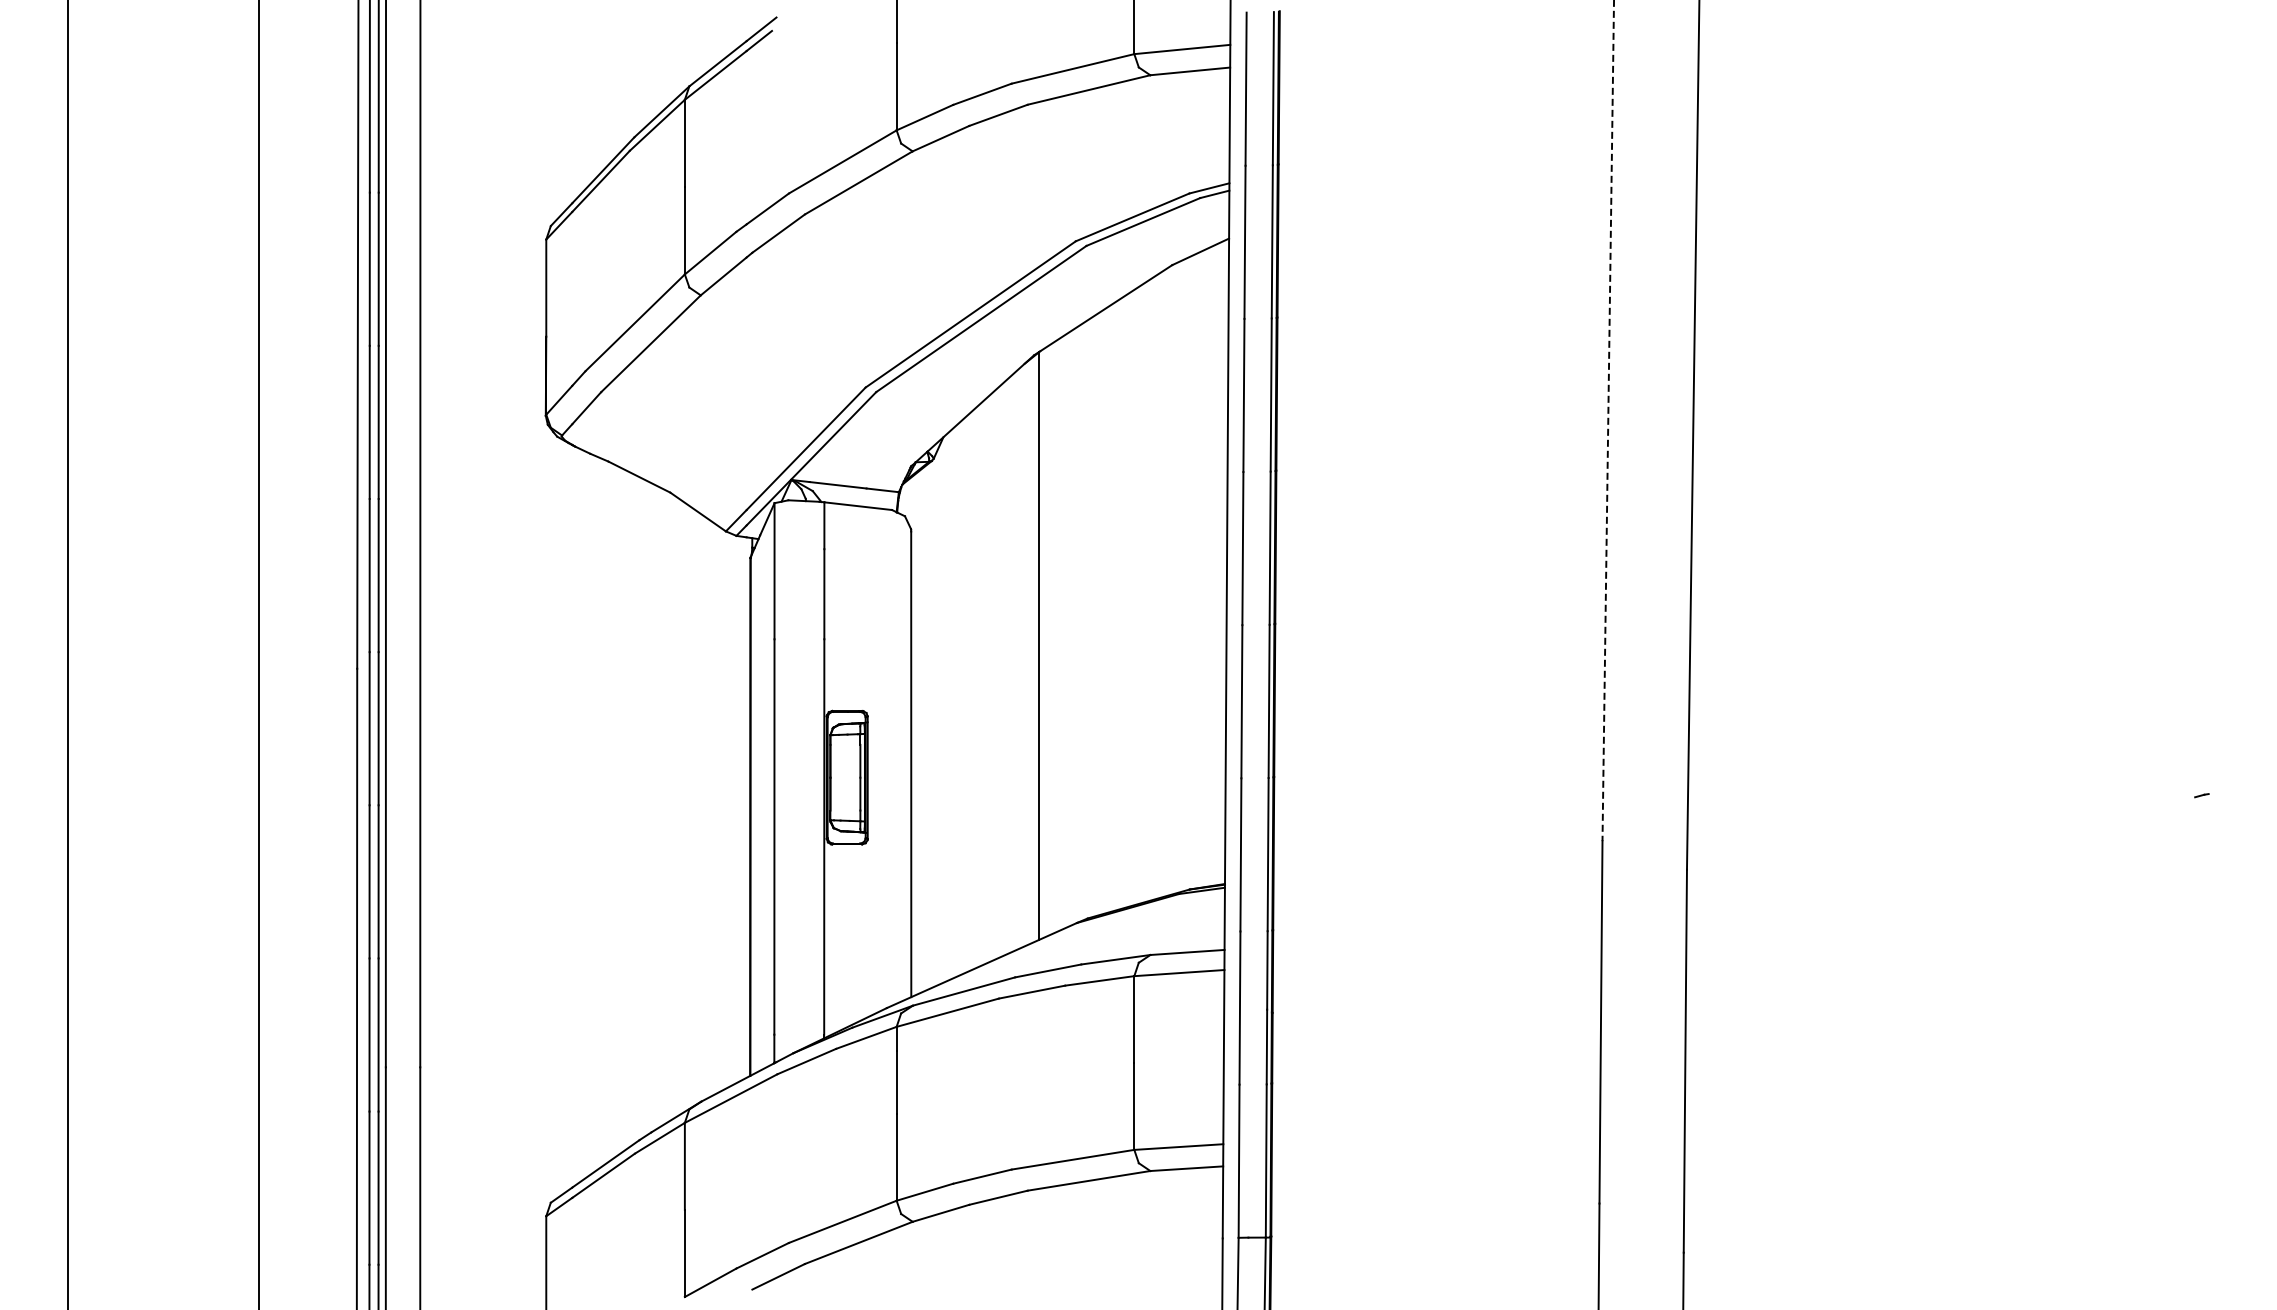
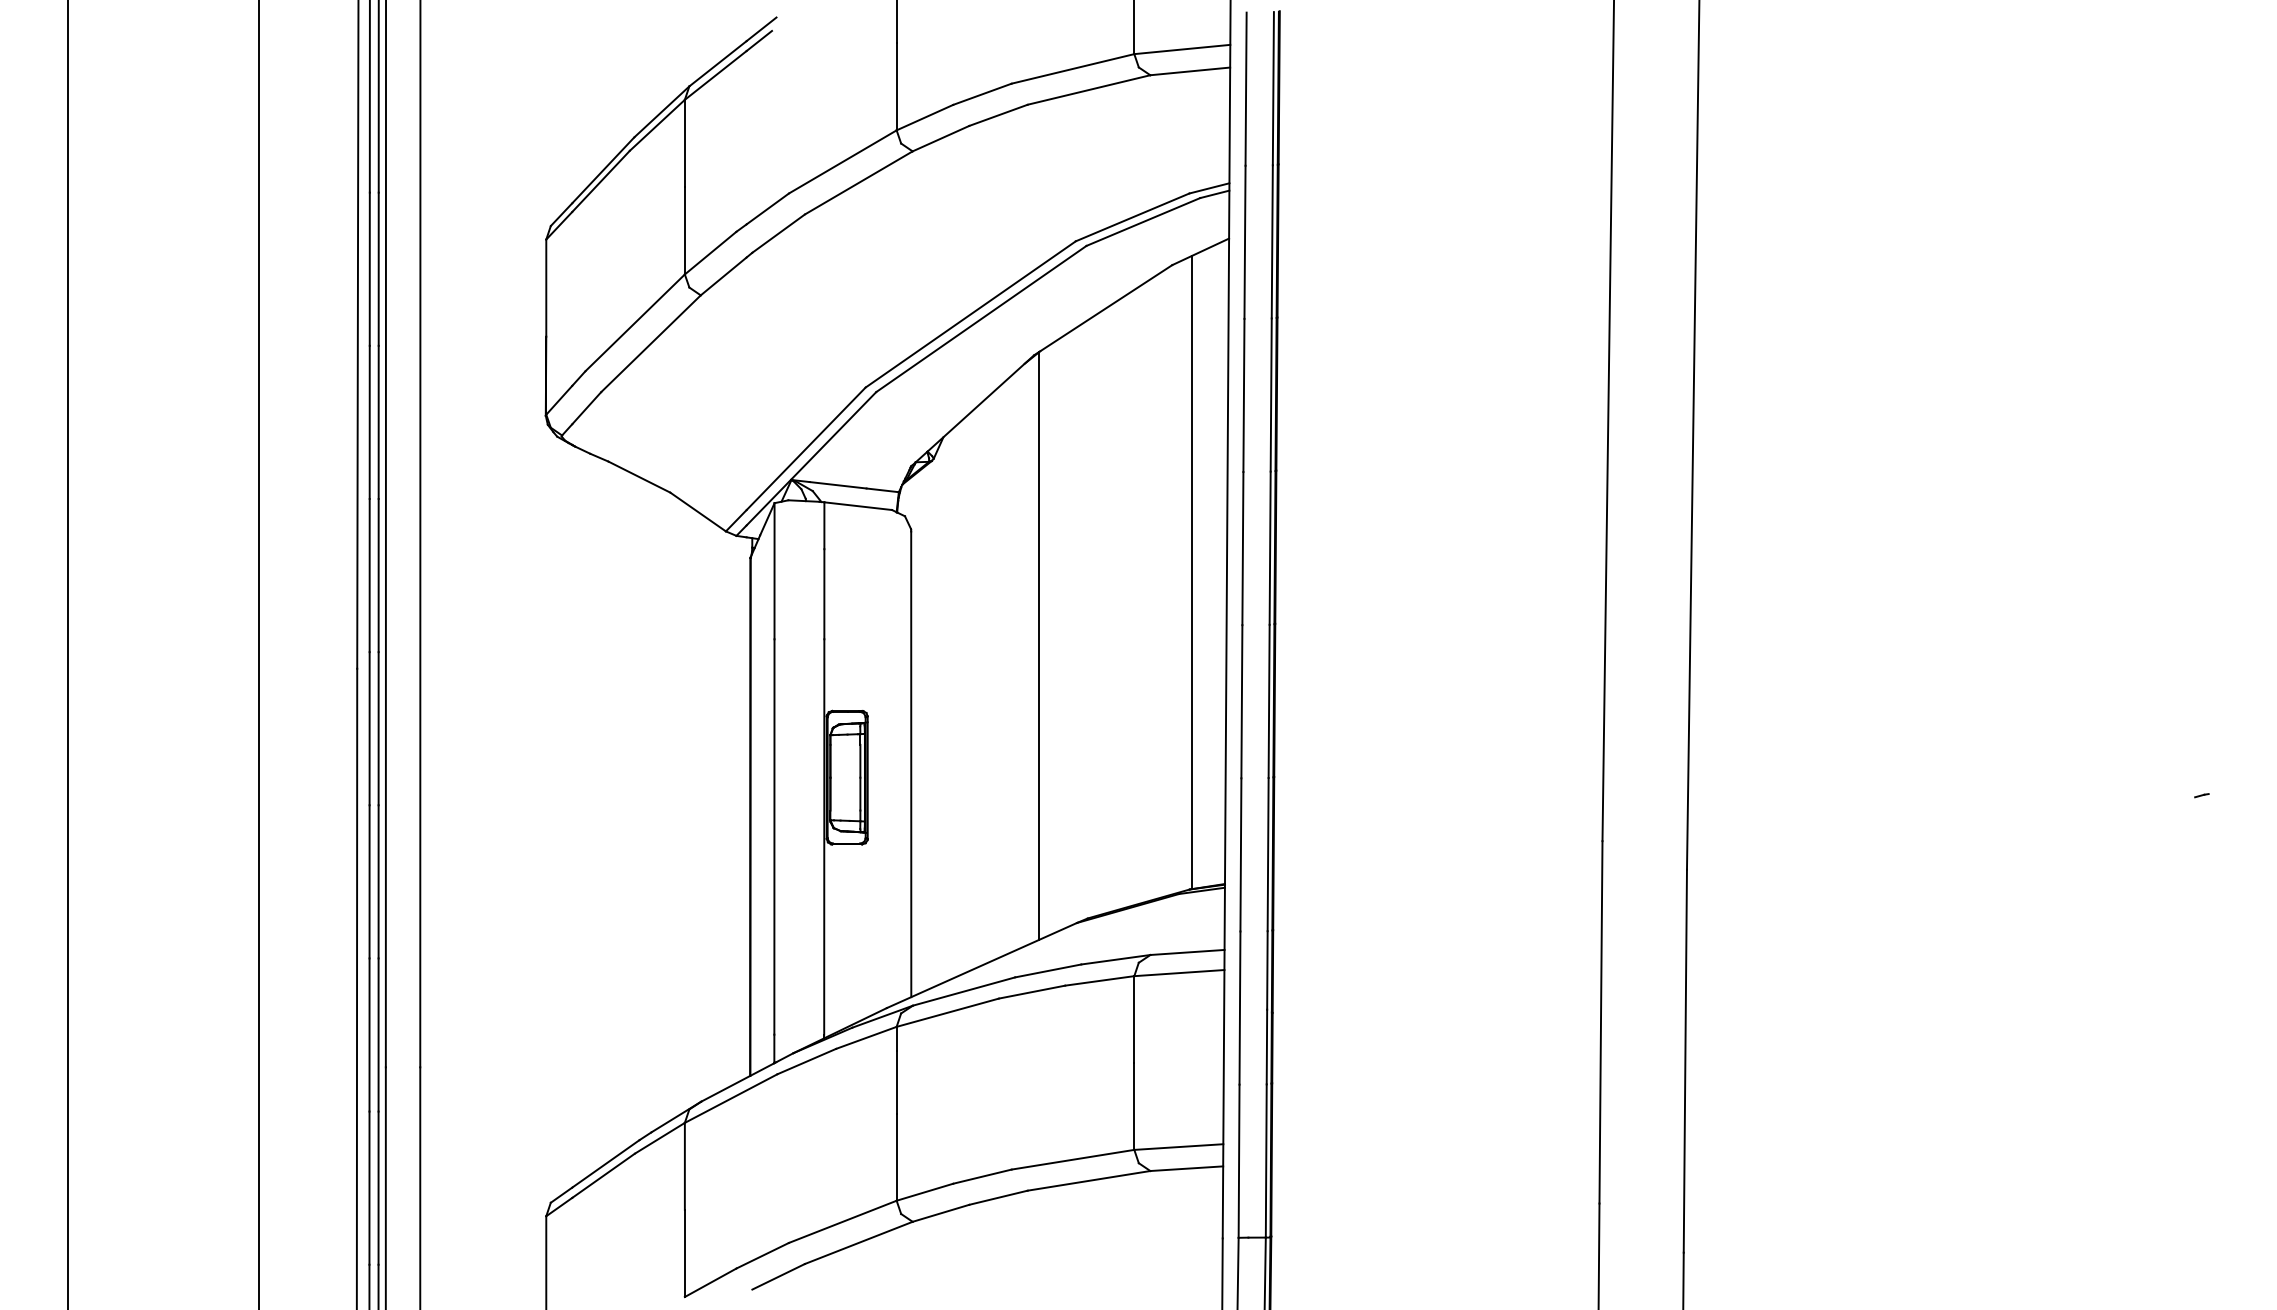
line: dashed -> solid (1608, 421)
line: none -> present (1192, 572)
